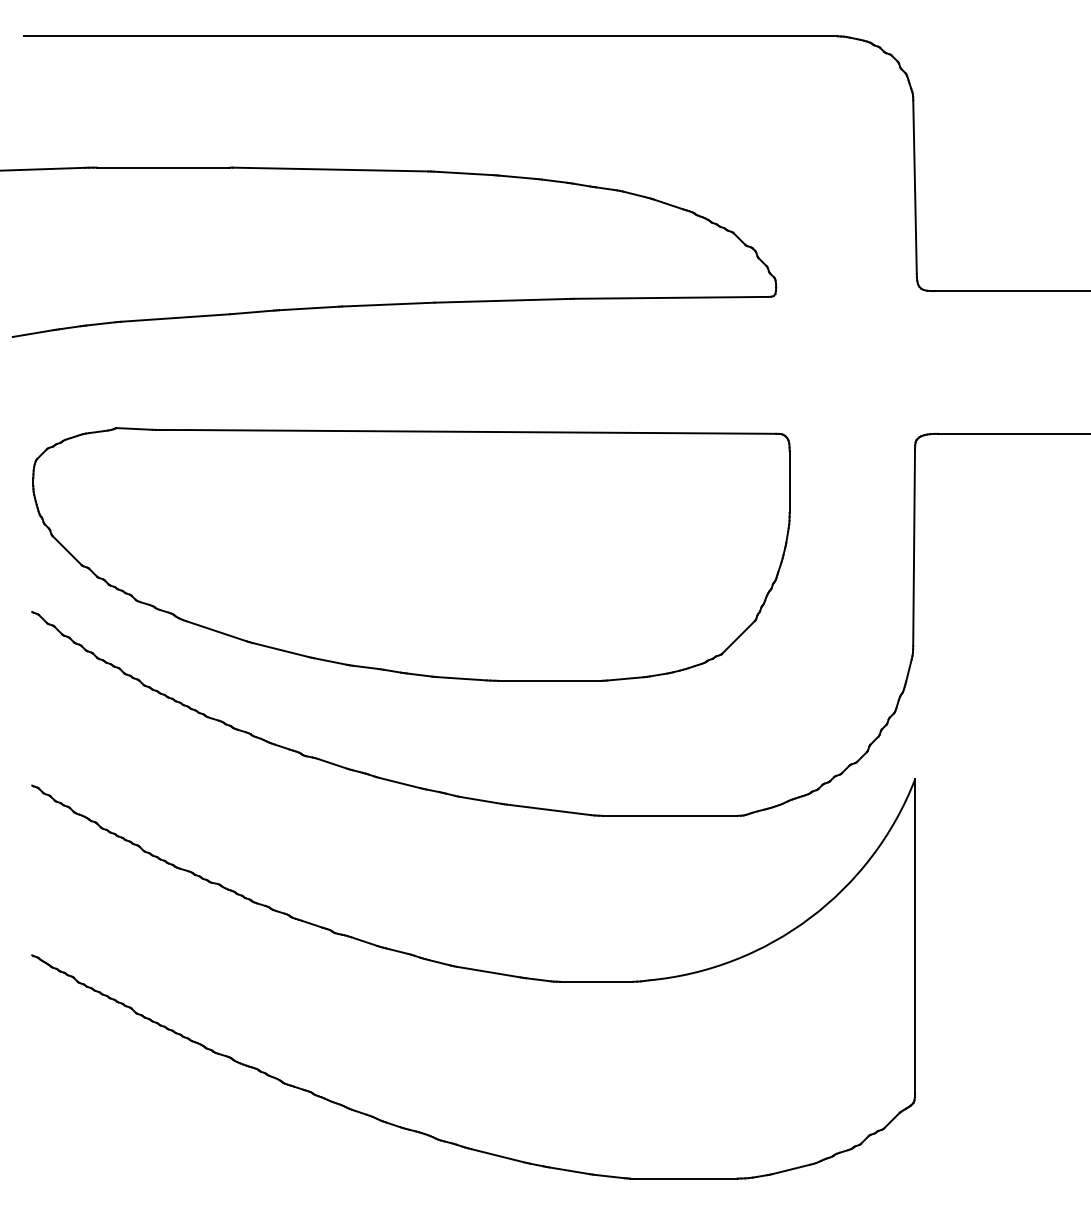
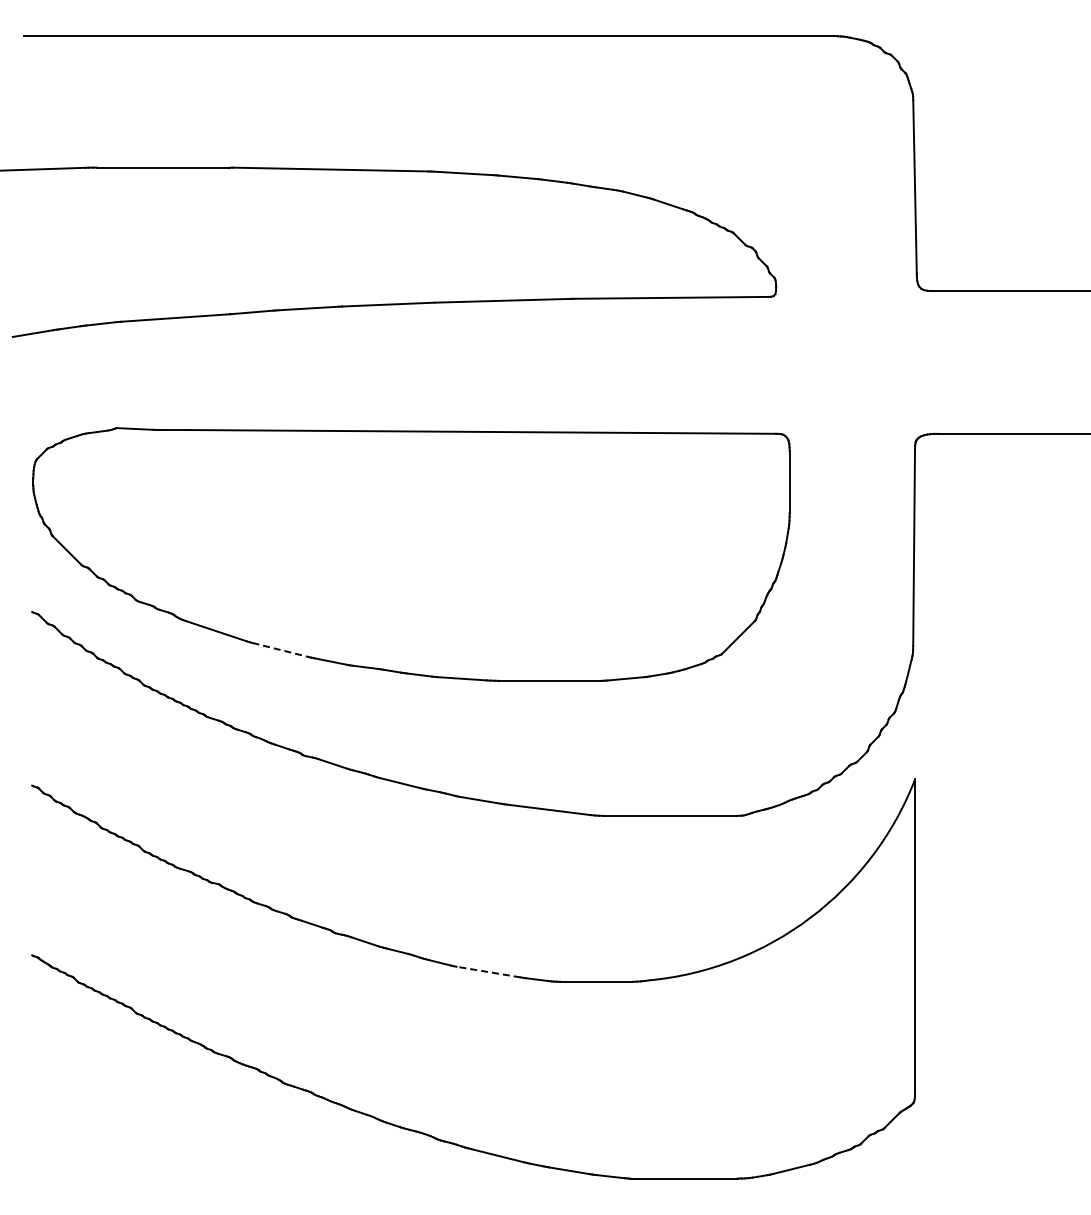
line: solid -> dashed (281, 650)
line: solid -> dashed (488, 972)
